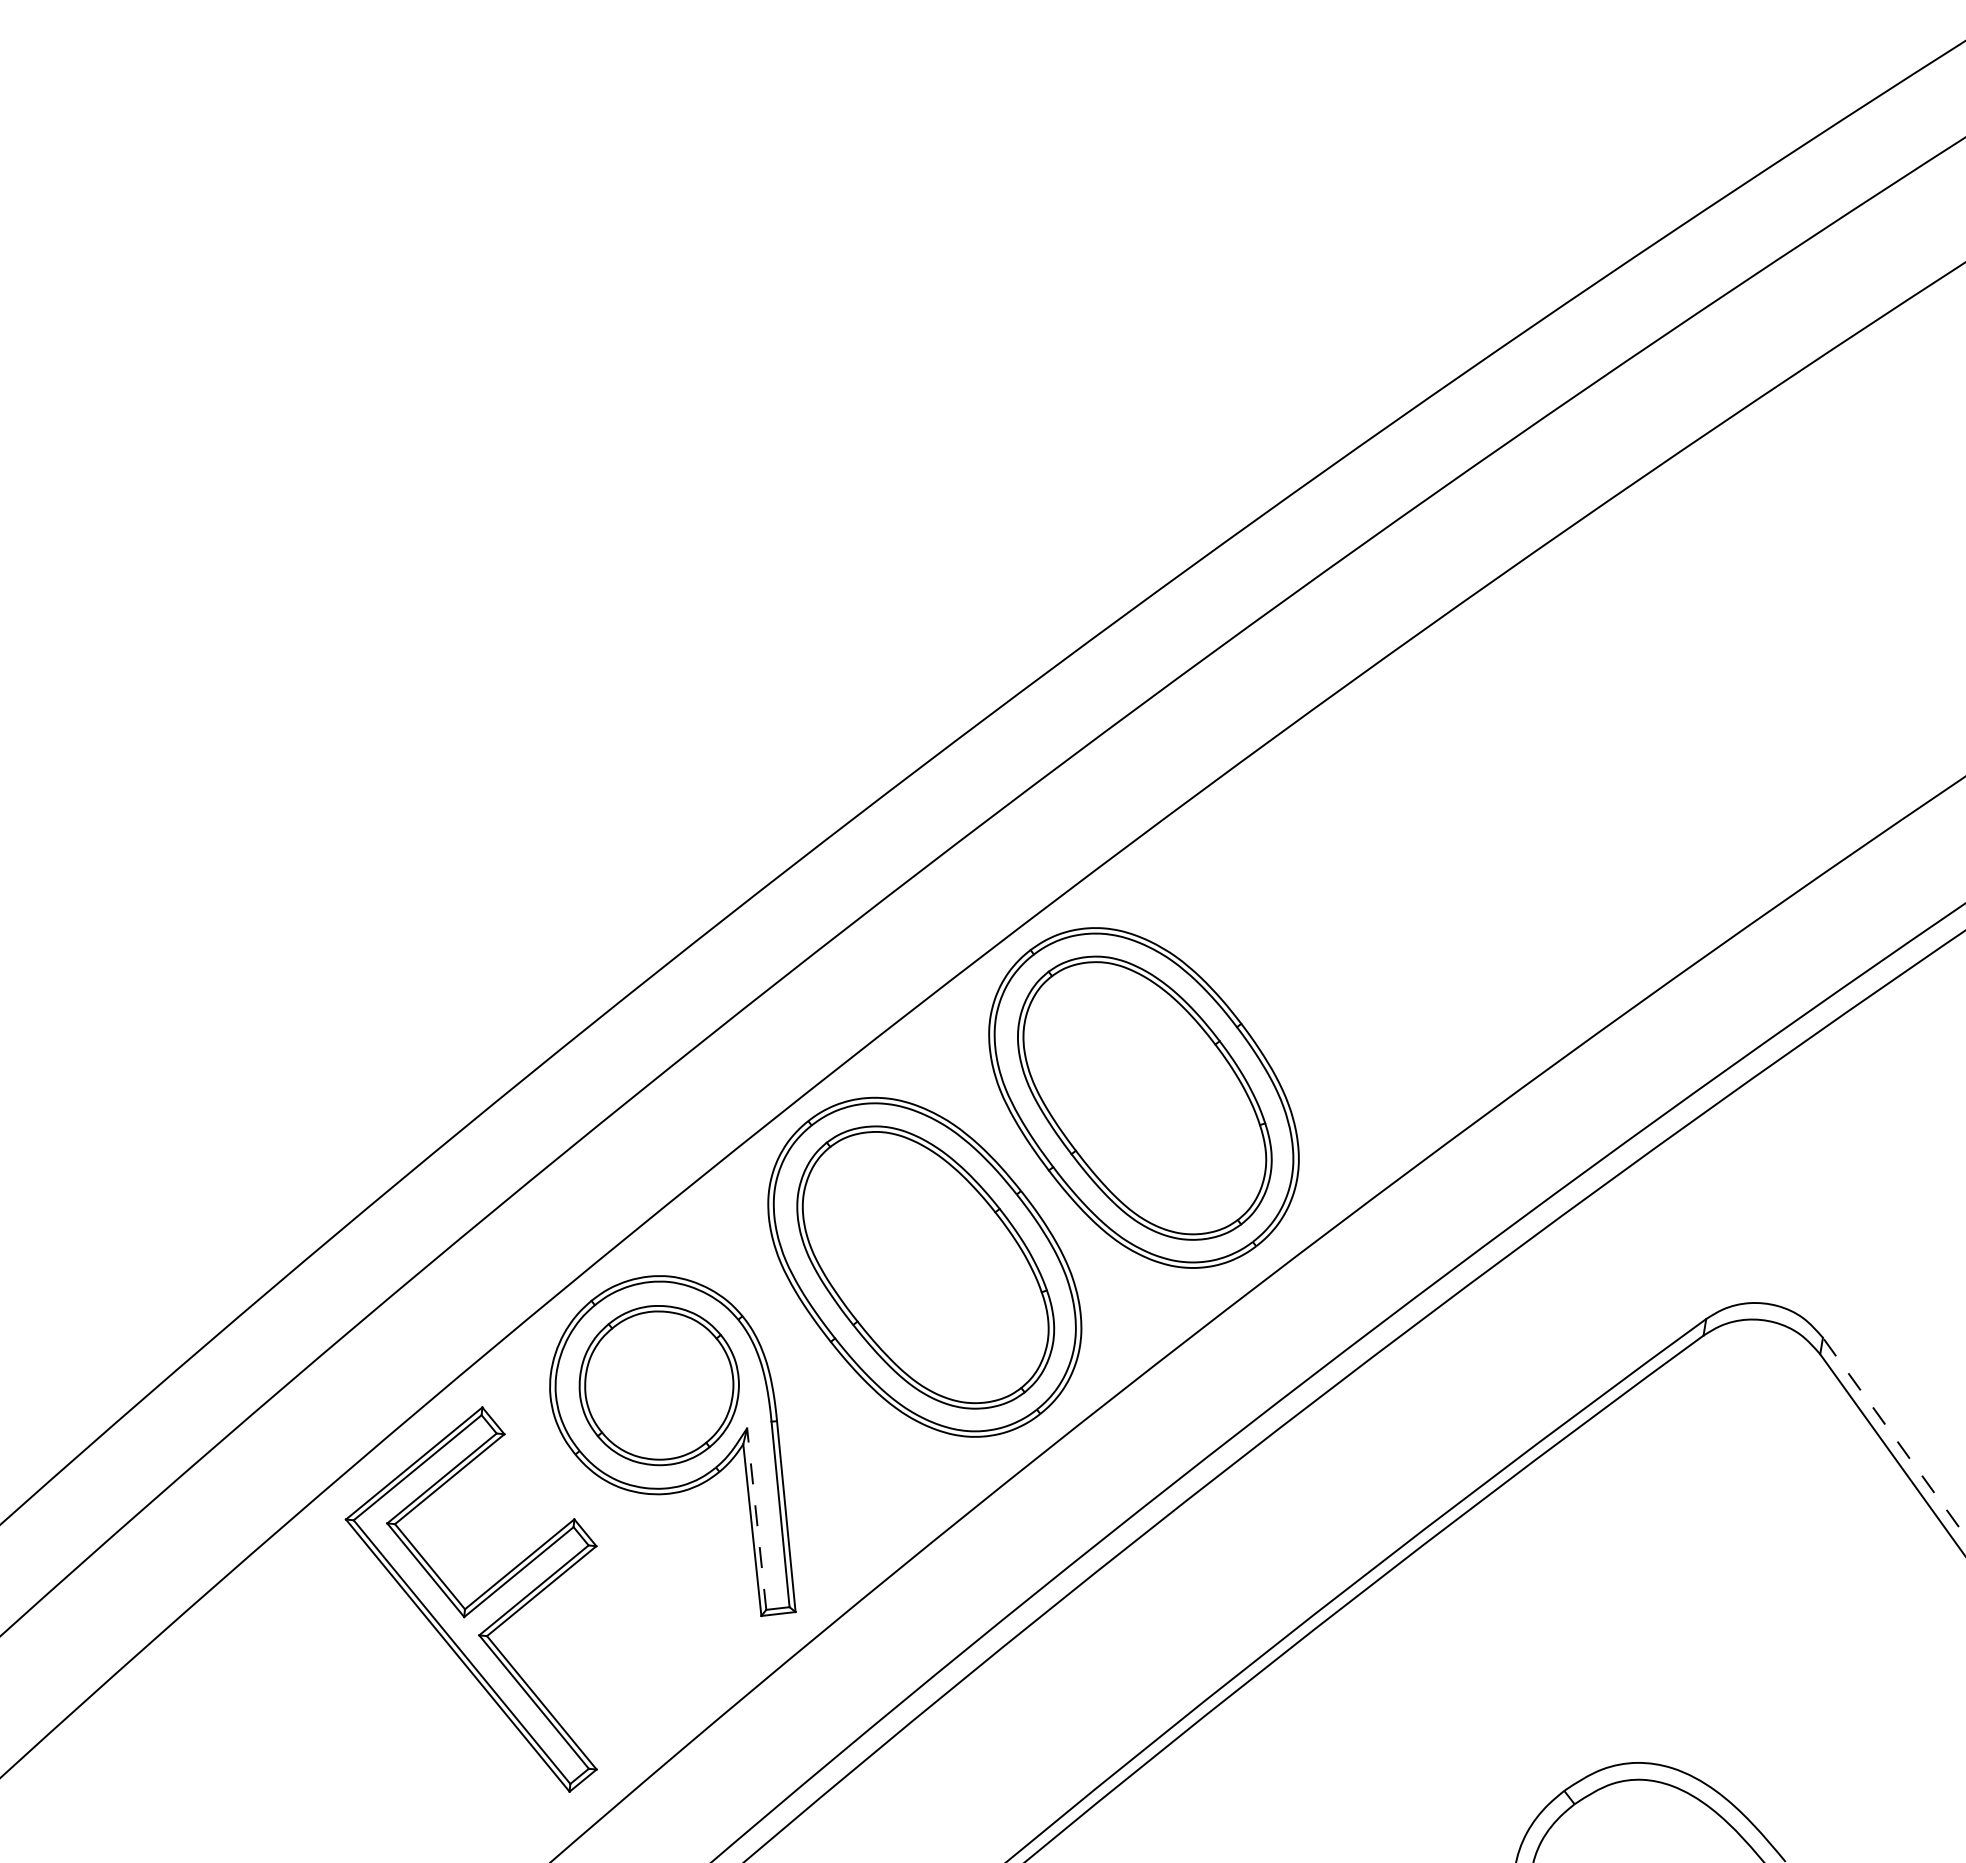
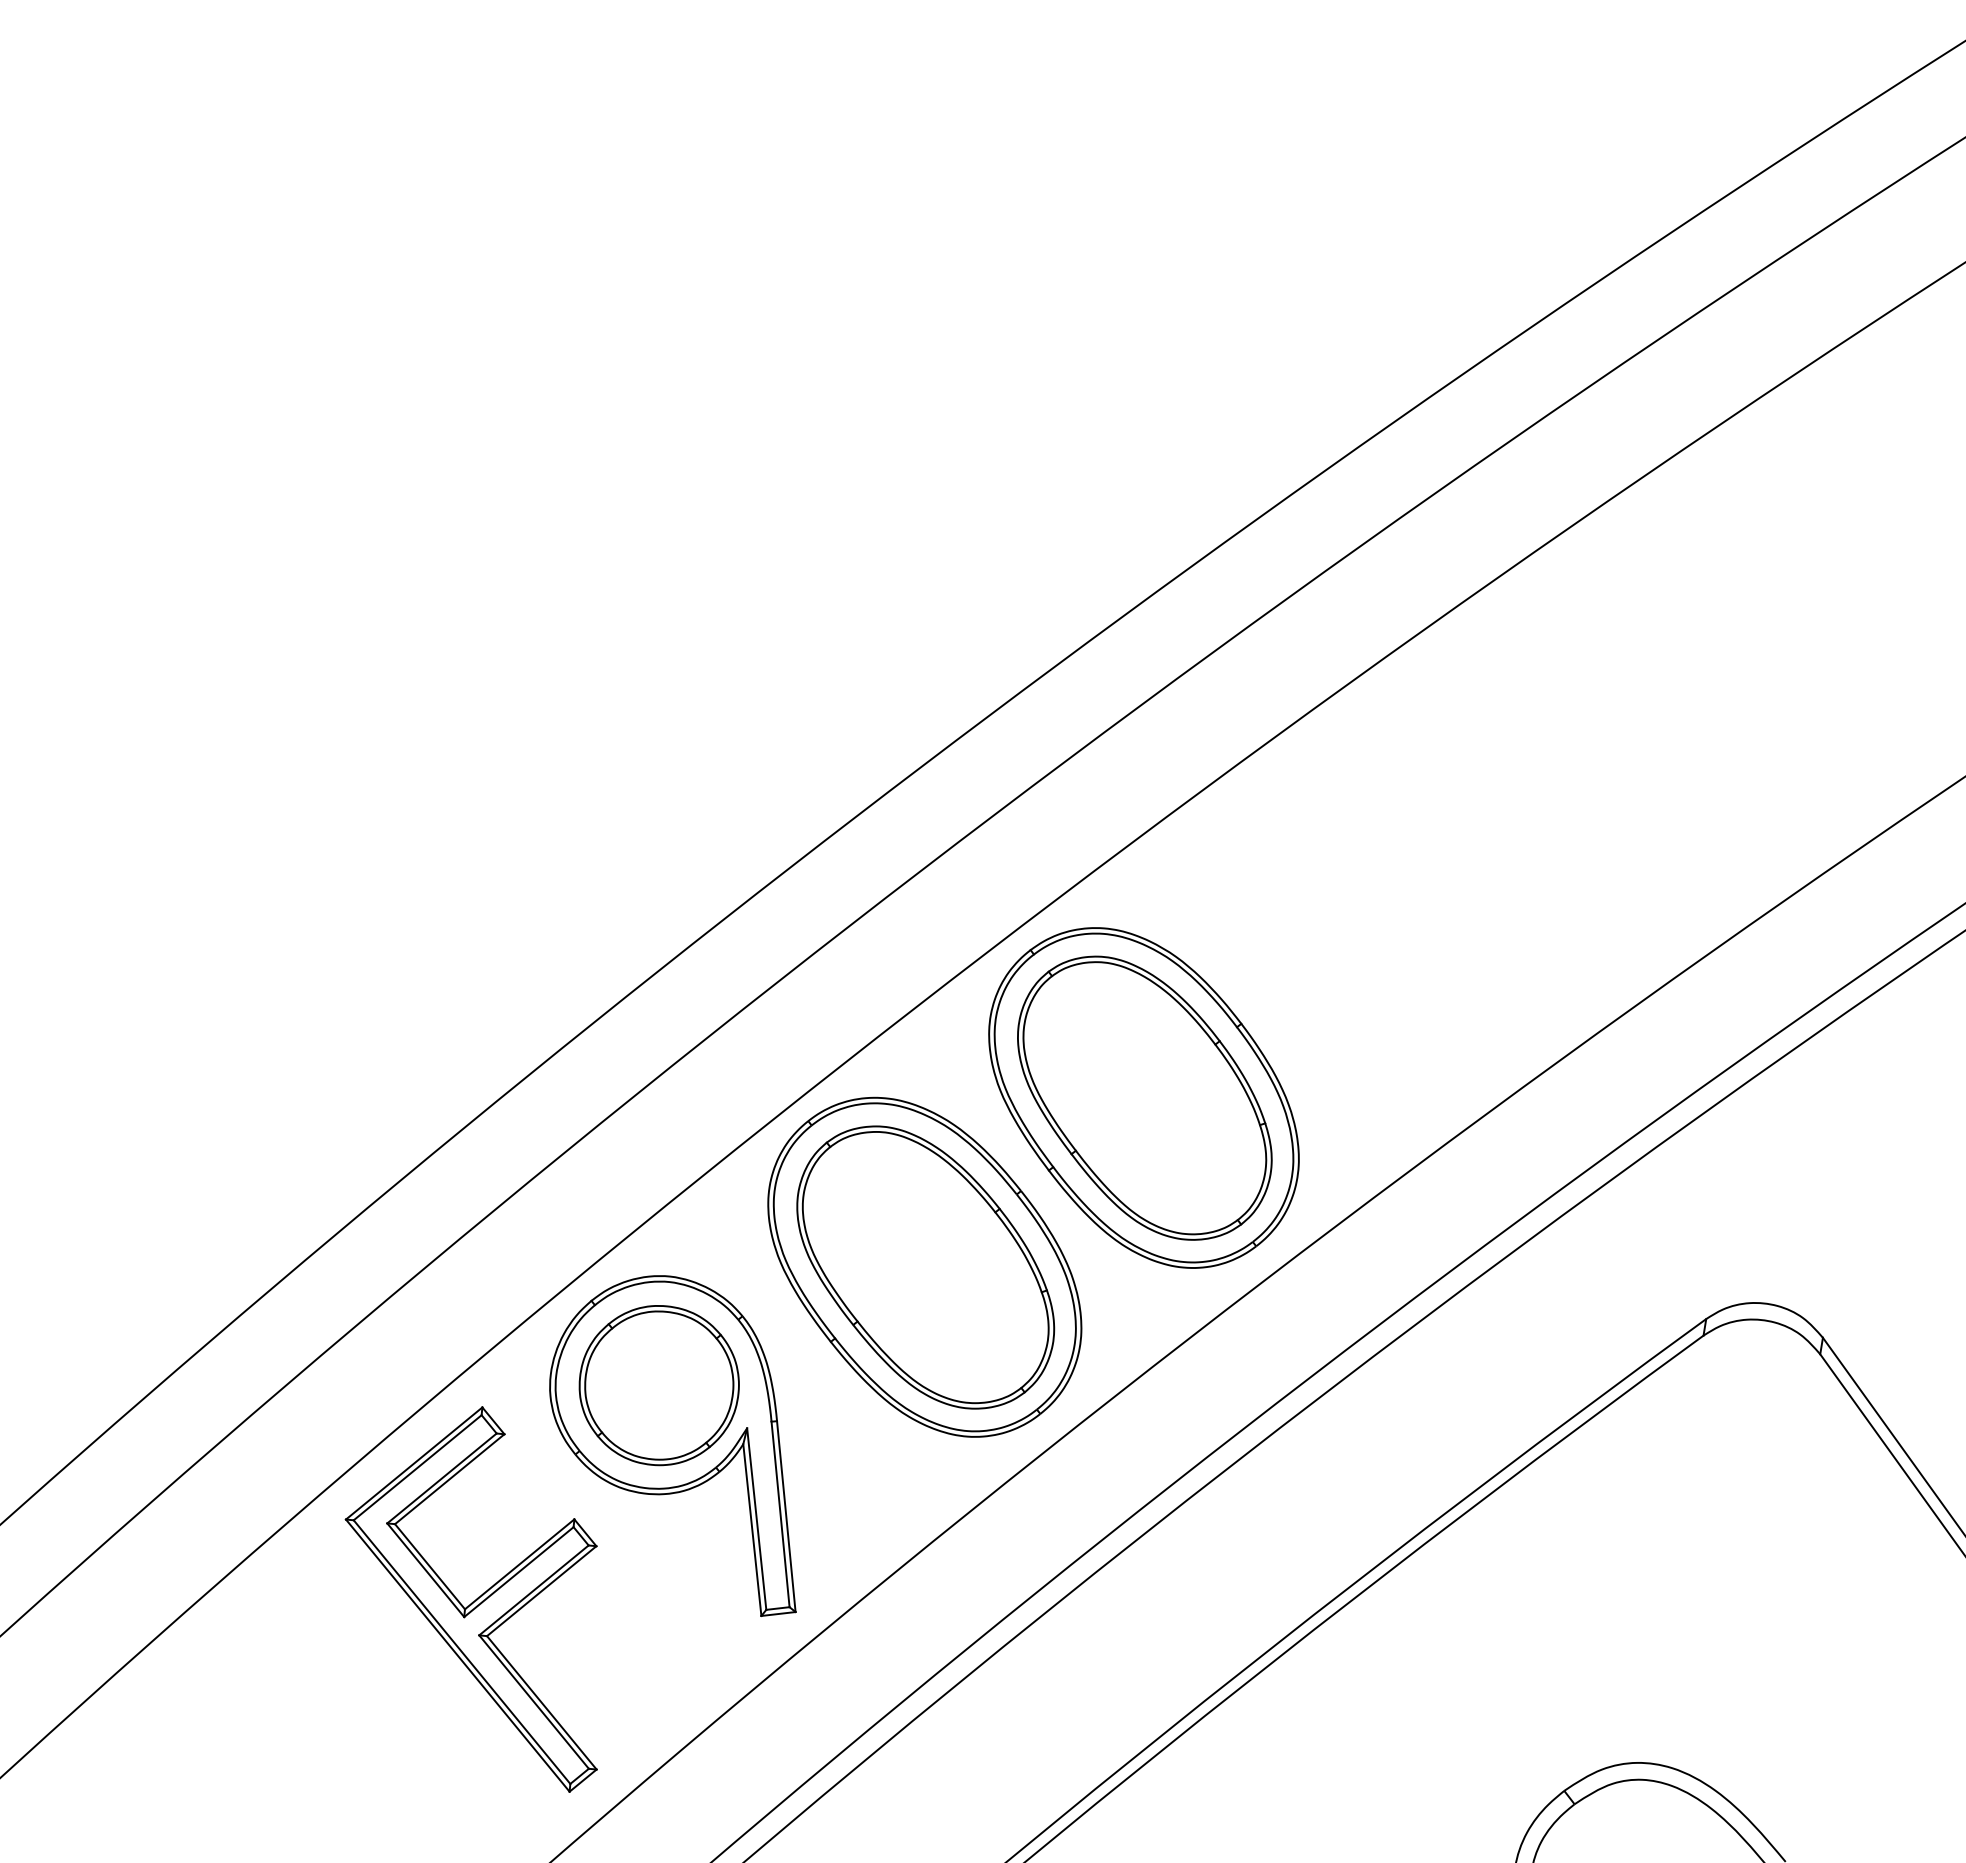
line: dashed -> solid (1894, 1436)
line: dashed -> solid (756, 1518)
